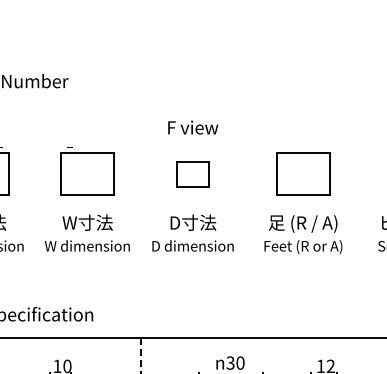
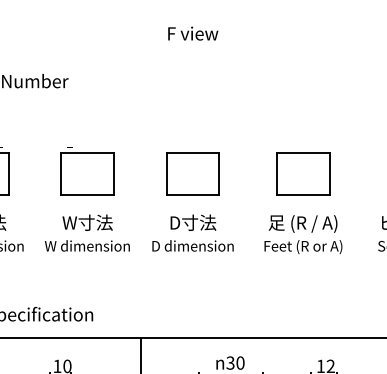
text position: (193, 127) -> (193, 33) (193, 33)
part size: 34x27 px -> 54x44 px (192, 173)
line: dashed -> solid (141, 355)
